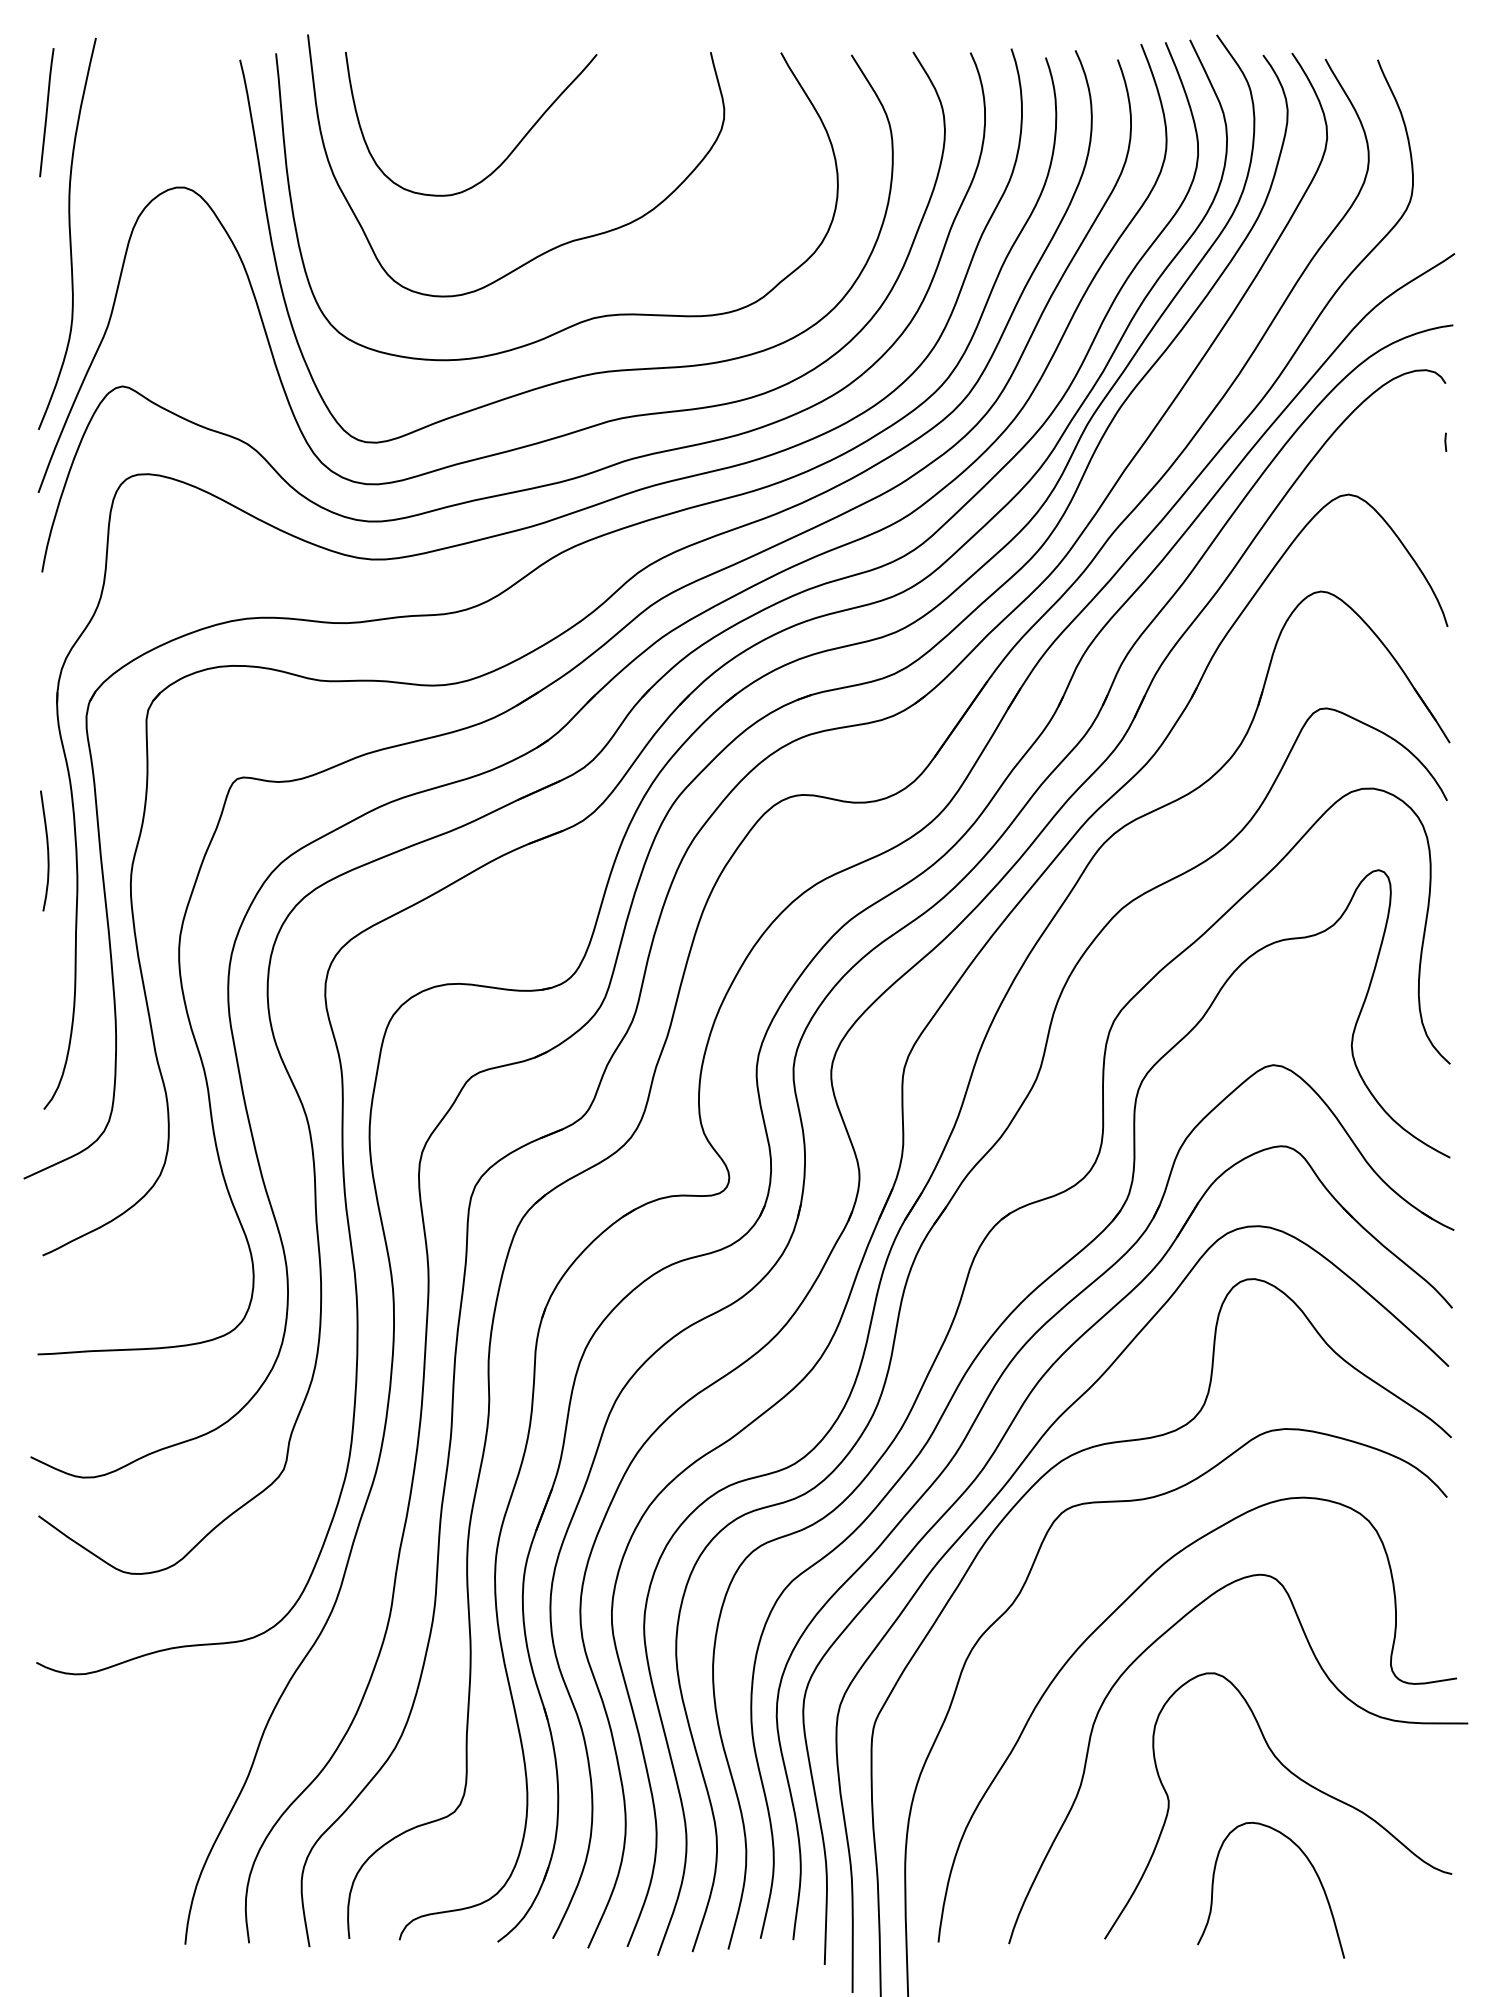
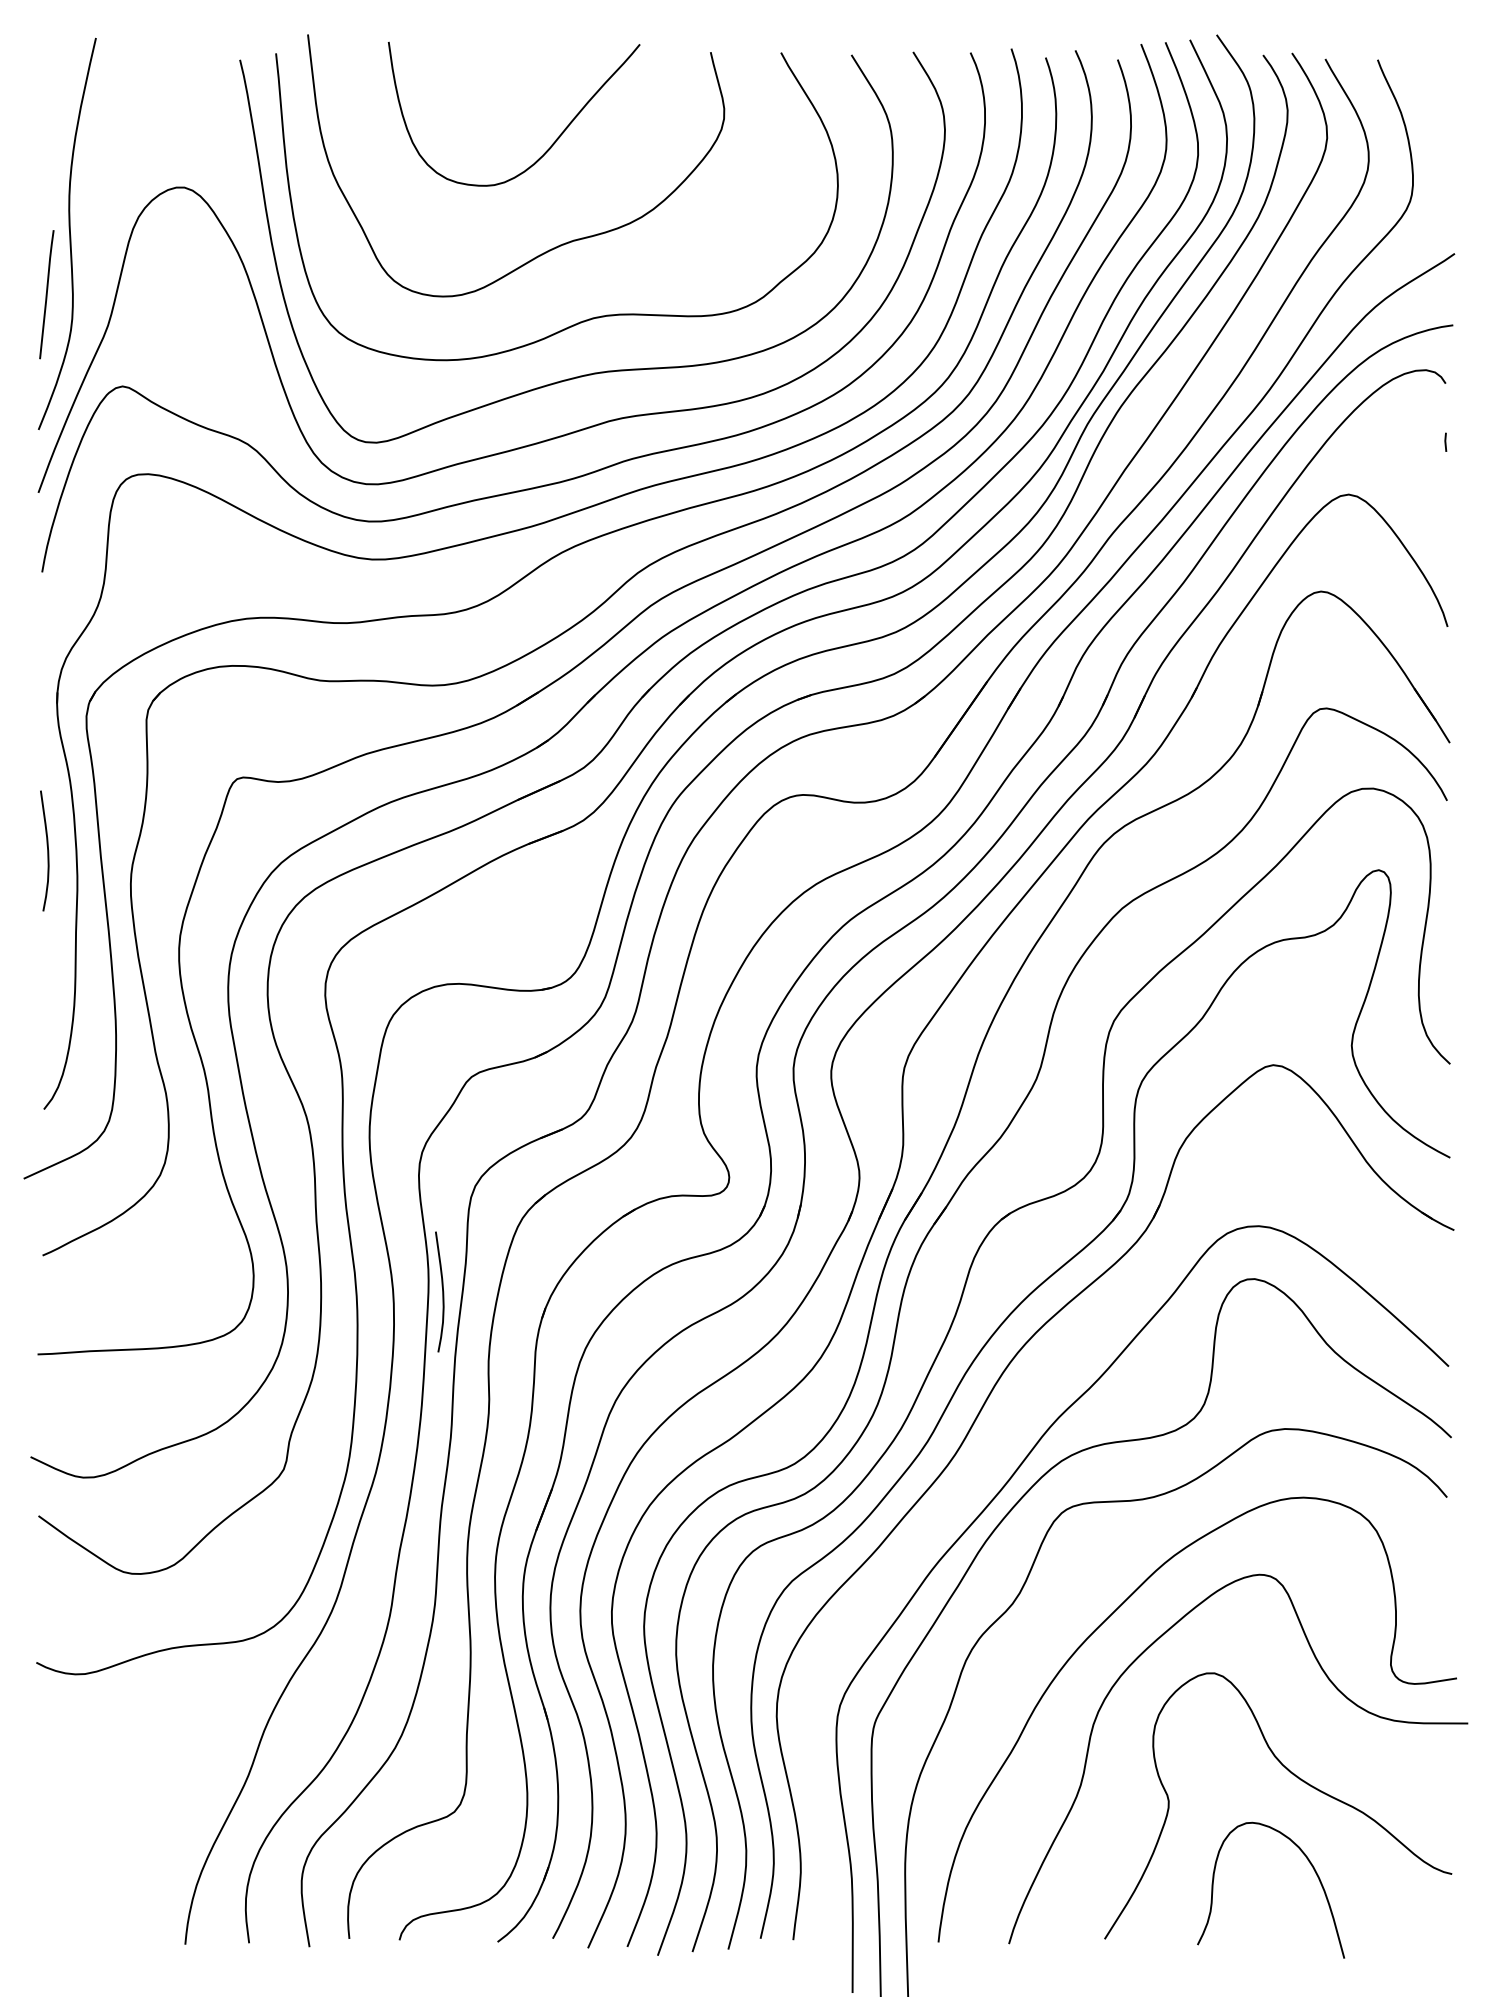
line position: (46, 112) -> (46, 294) (46, 294)
curve position: (508, 154) -> (551, 144) (551, 144)
curve: none -> present (442, 1291)
part: present -> none (989, 1461)
